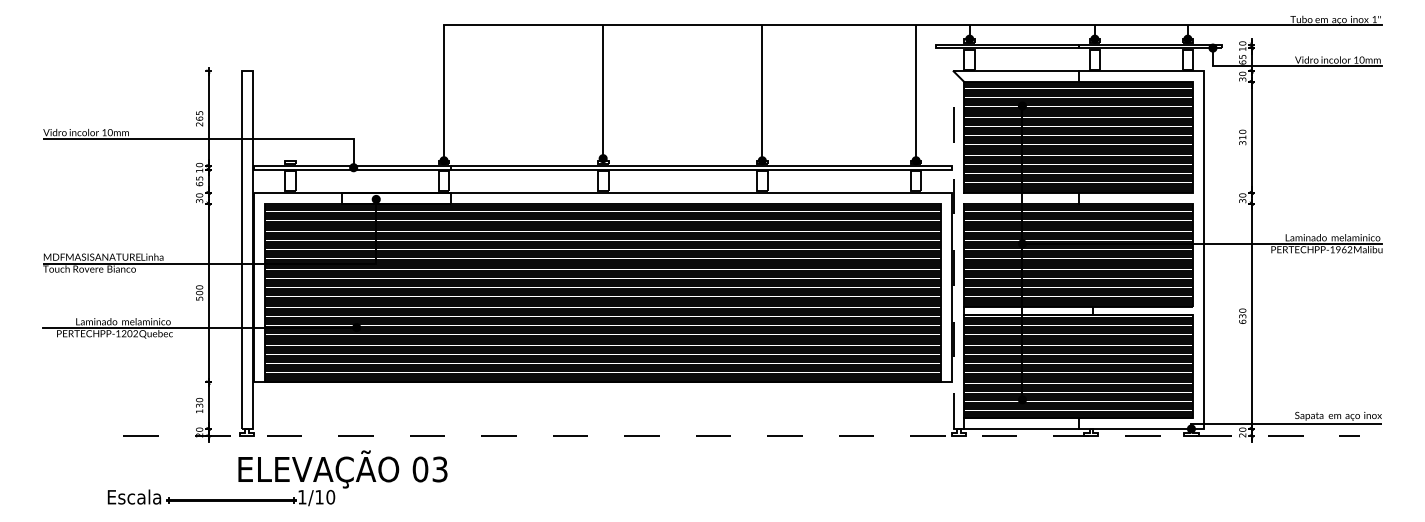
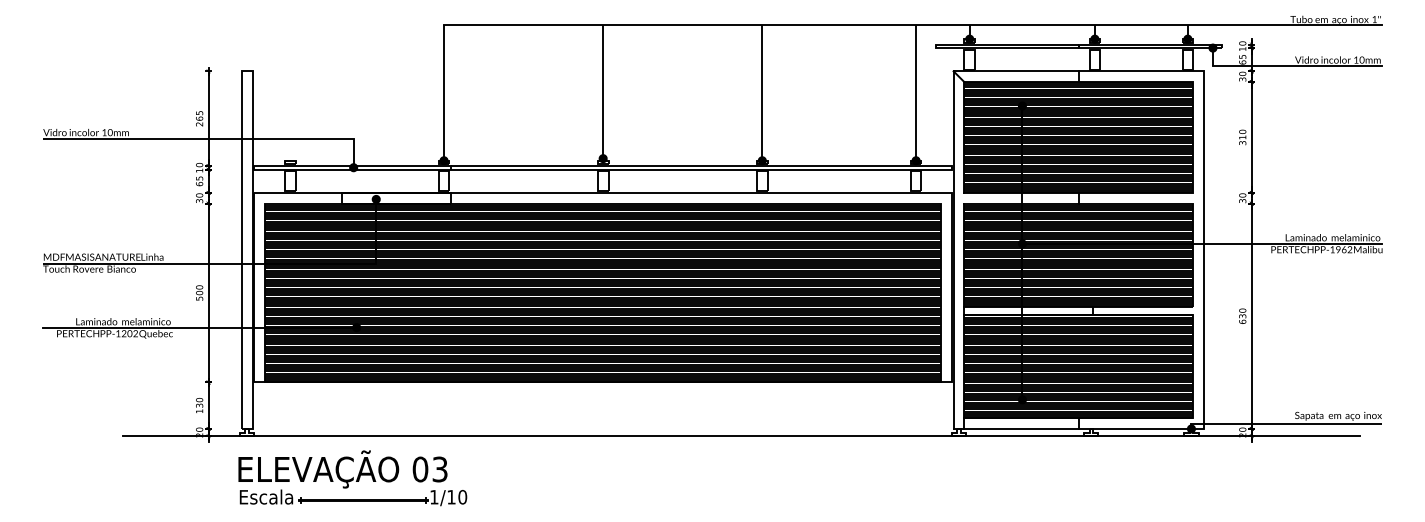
line: dashed -> solid (953, 250)
line: dashed -> solid (742, 436)
part position: (221, 497) -> (353, 497) (353, 497)
